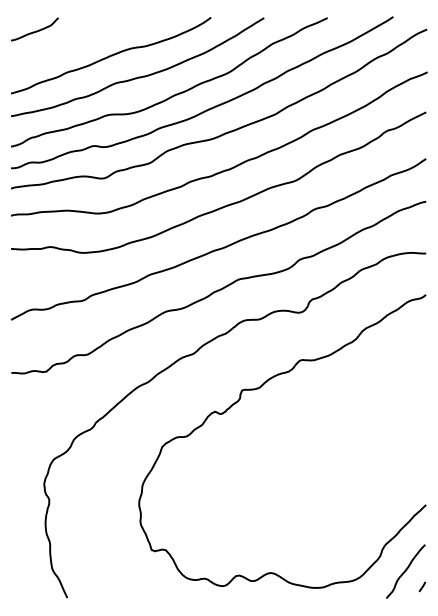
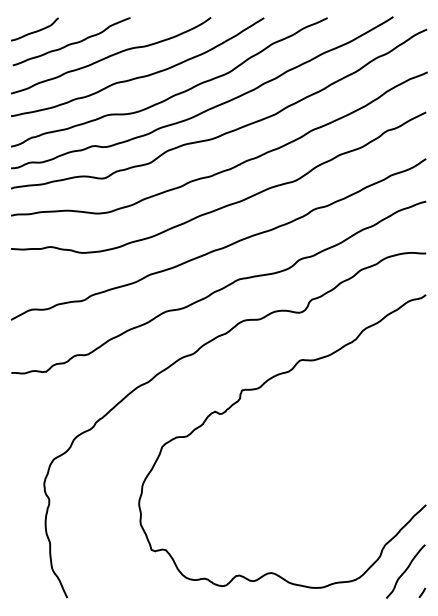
curve: none -> present (72, 42)
line position: (422, 586) -> (422, 592) (422, 592)
